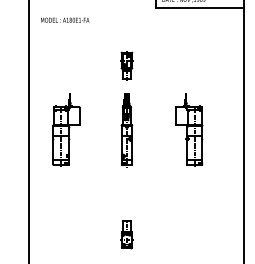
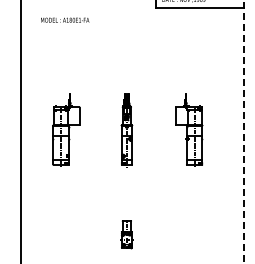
part: present -> none (126, 65)
line position: (29, 131) -> (21, 131) (21, 131)
line: solid -> dashed (244, 132)
